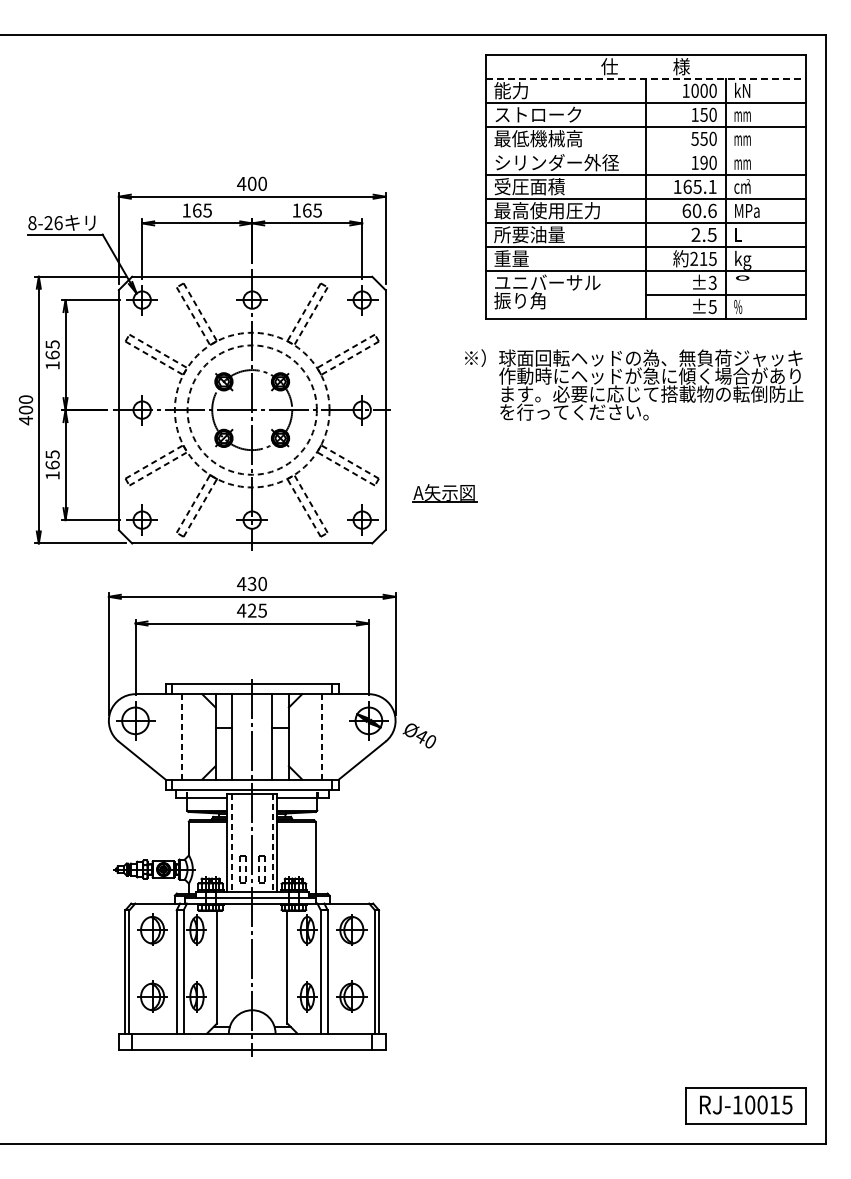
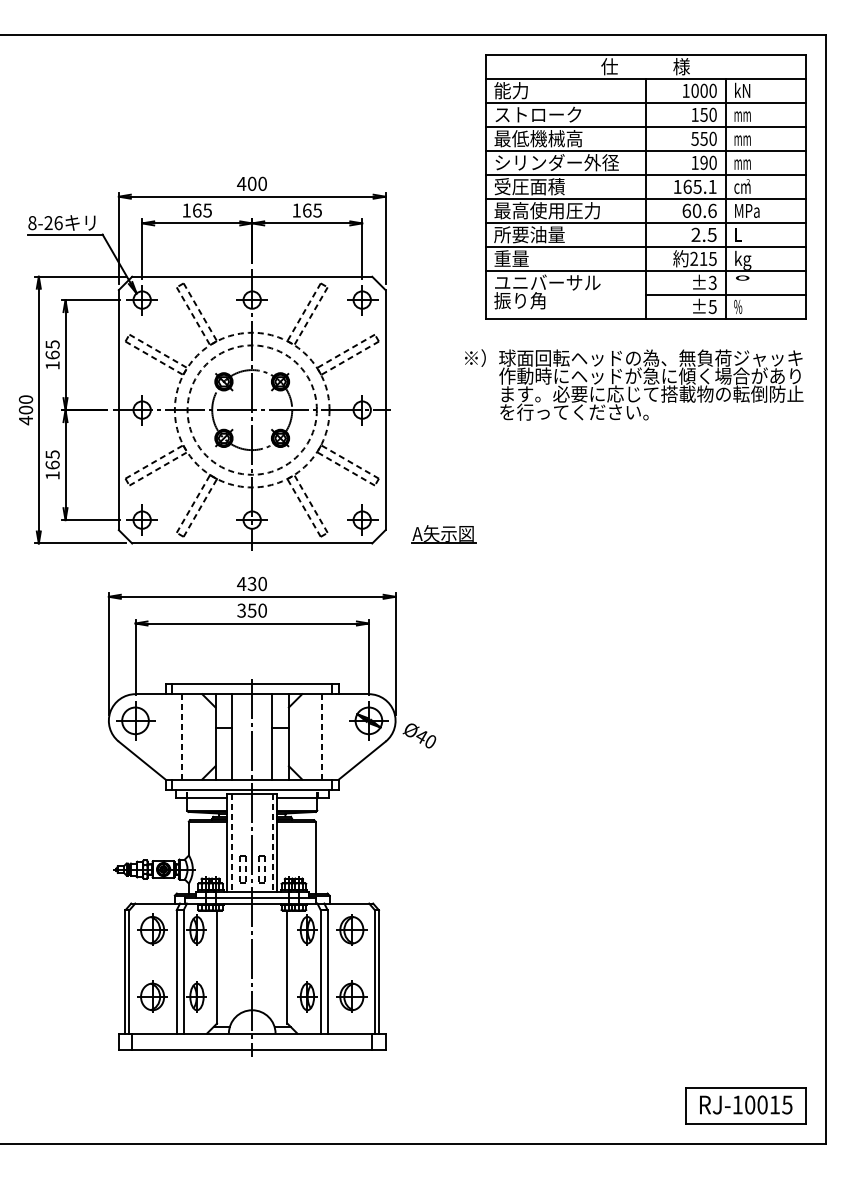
line: dashed -> solid (646, 79)
line: none -> present (645, 151)
part position: (444, 493) -> (443, 534) (443, 534)
text: 425 -> 350 (251, 610)
